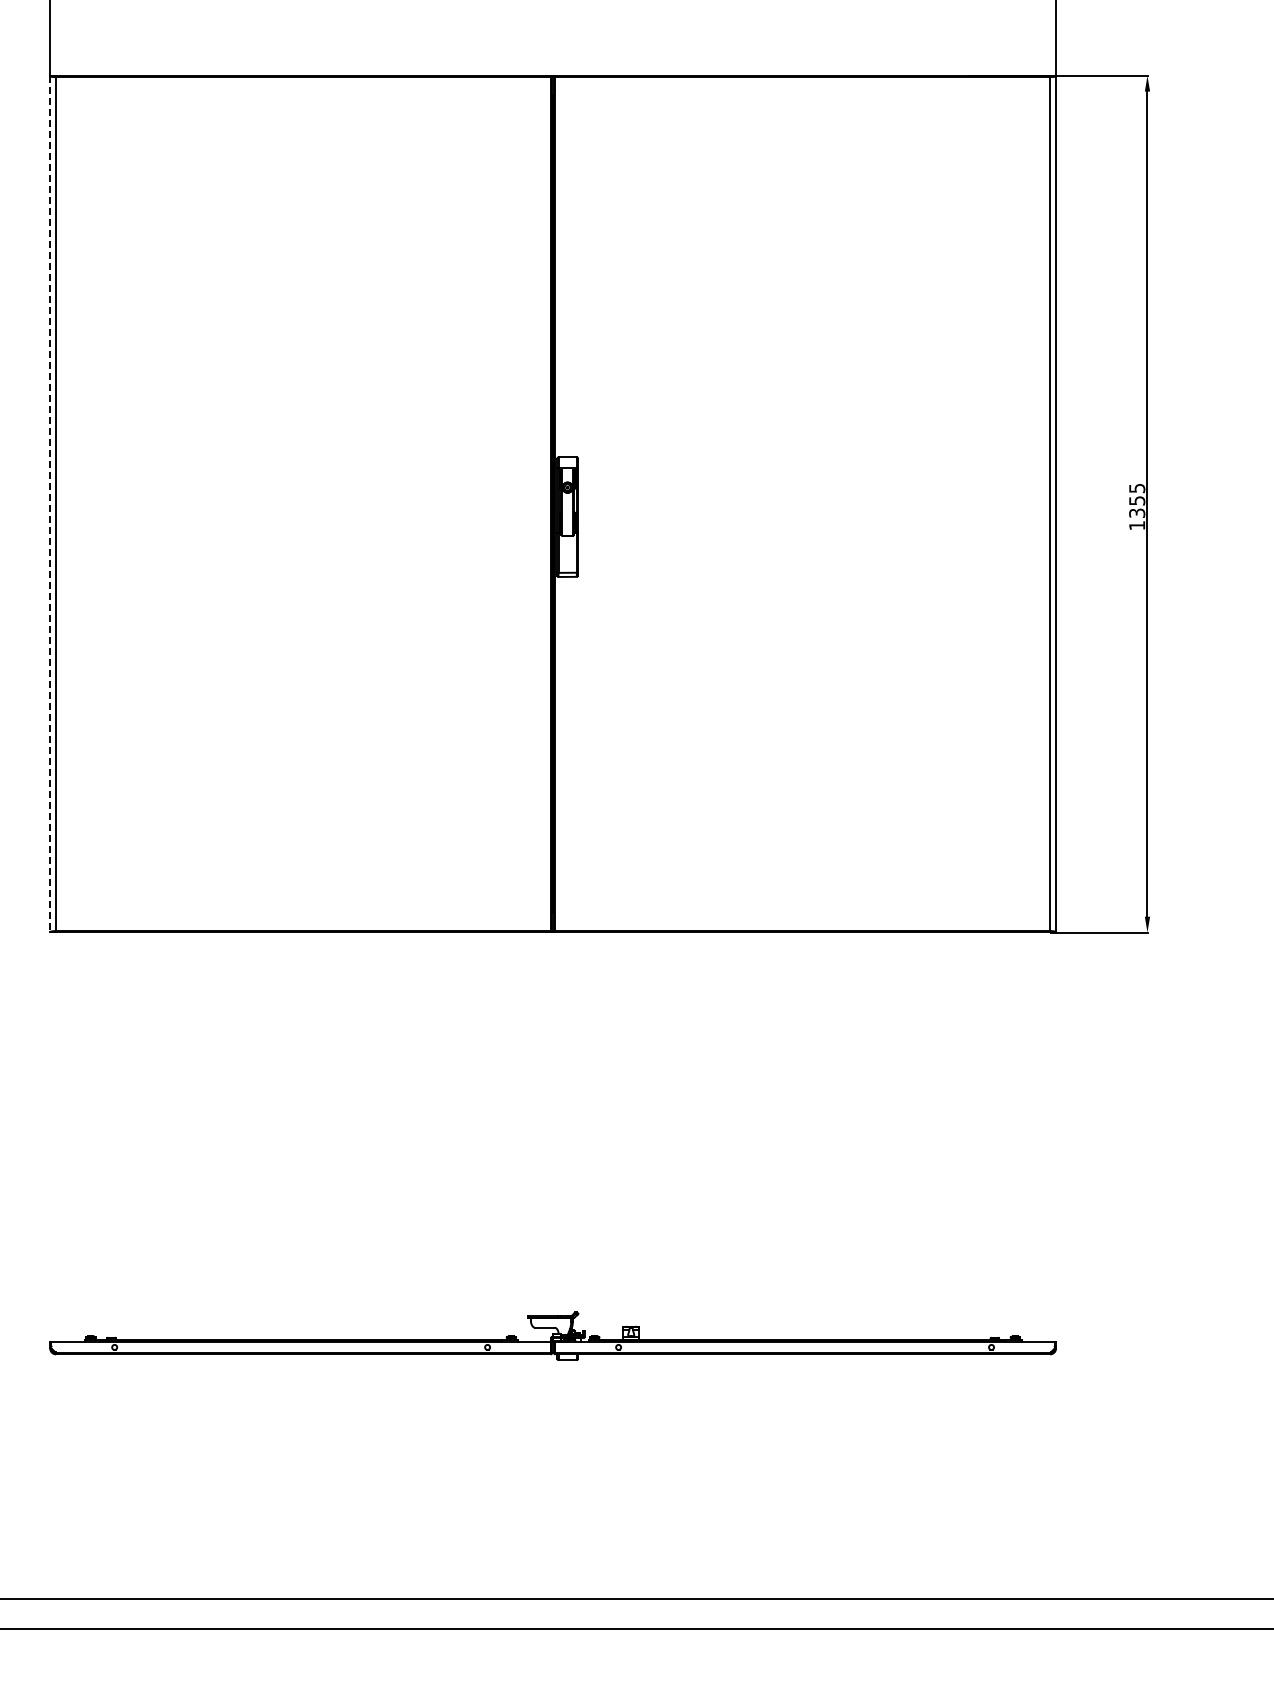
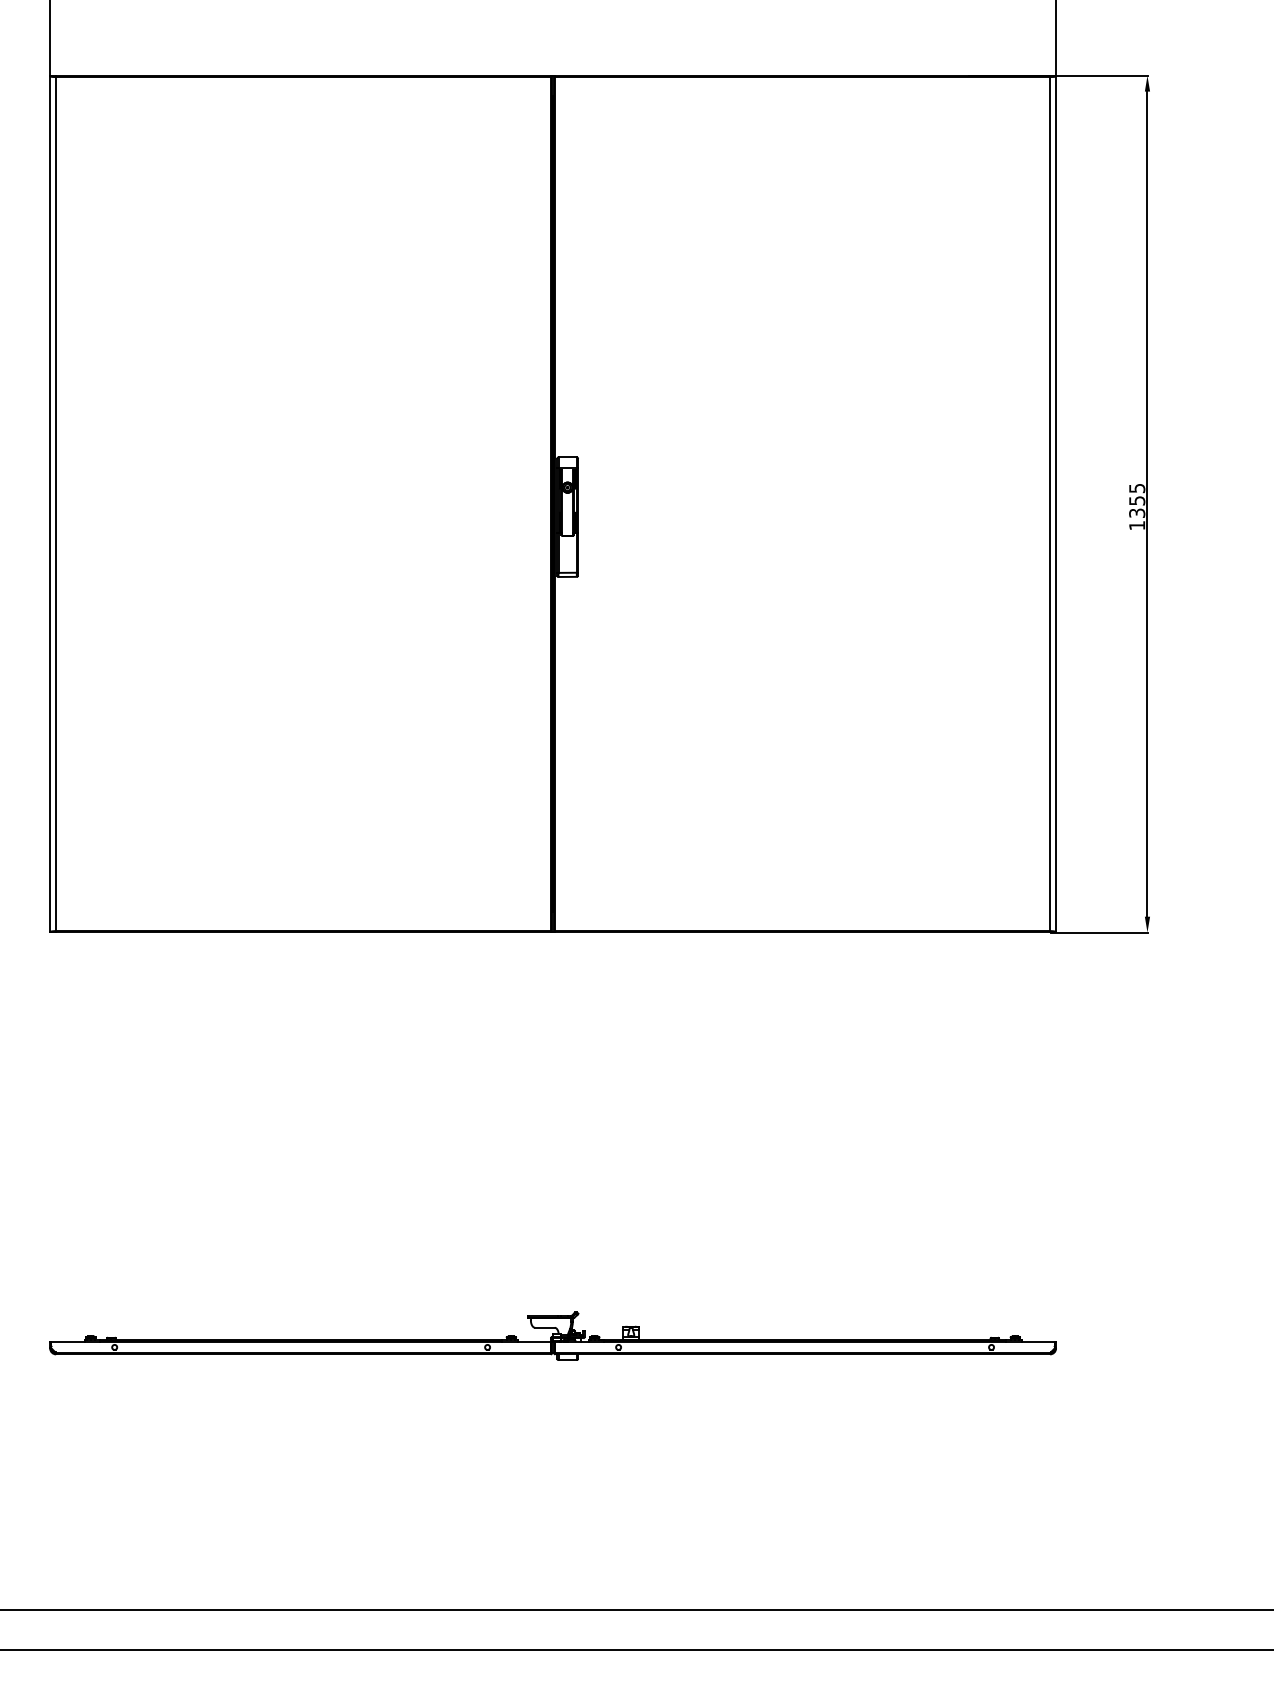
line: dashed -> solid (50, 504)
line position: (636, 1599) -> (636, 1610) (636, 1610)
line position: (636, 1628) -> (636, 1649) (636, 1649)
